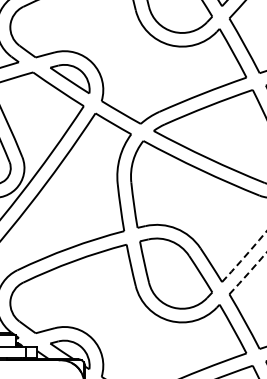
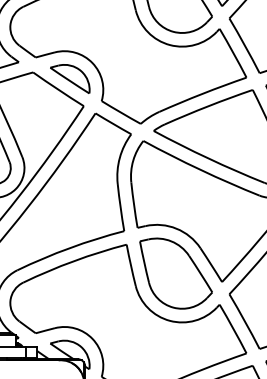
arc: dashed -> solid (244, 256)
arc: dashed -> solid (248, 272)
